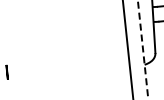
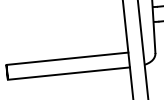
line: dashed -> solid (143, 49)
line: none -> present (67, 58)
line: none -> present (68, 73)
